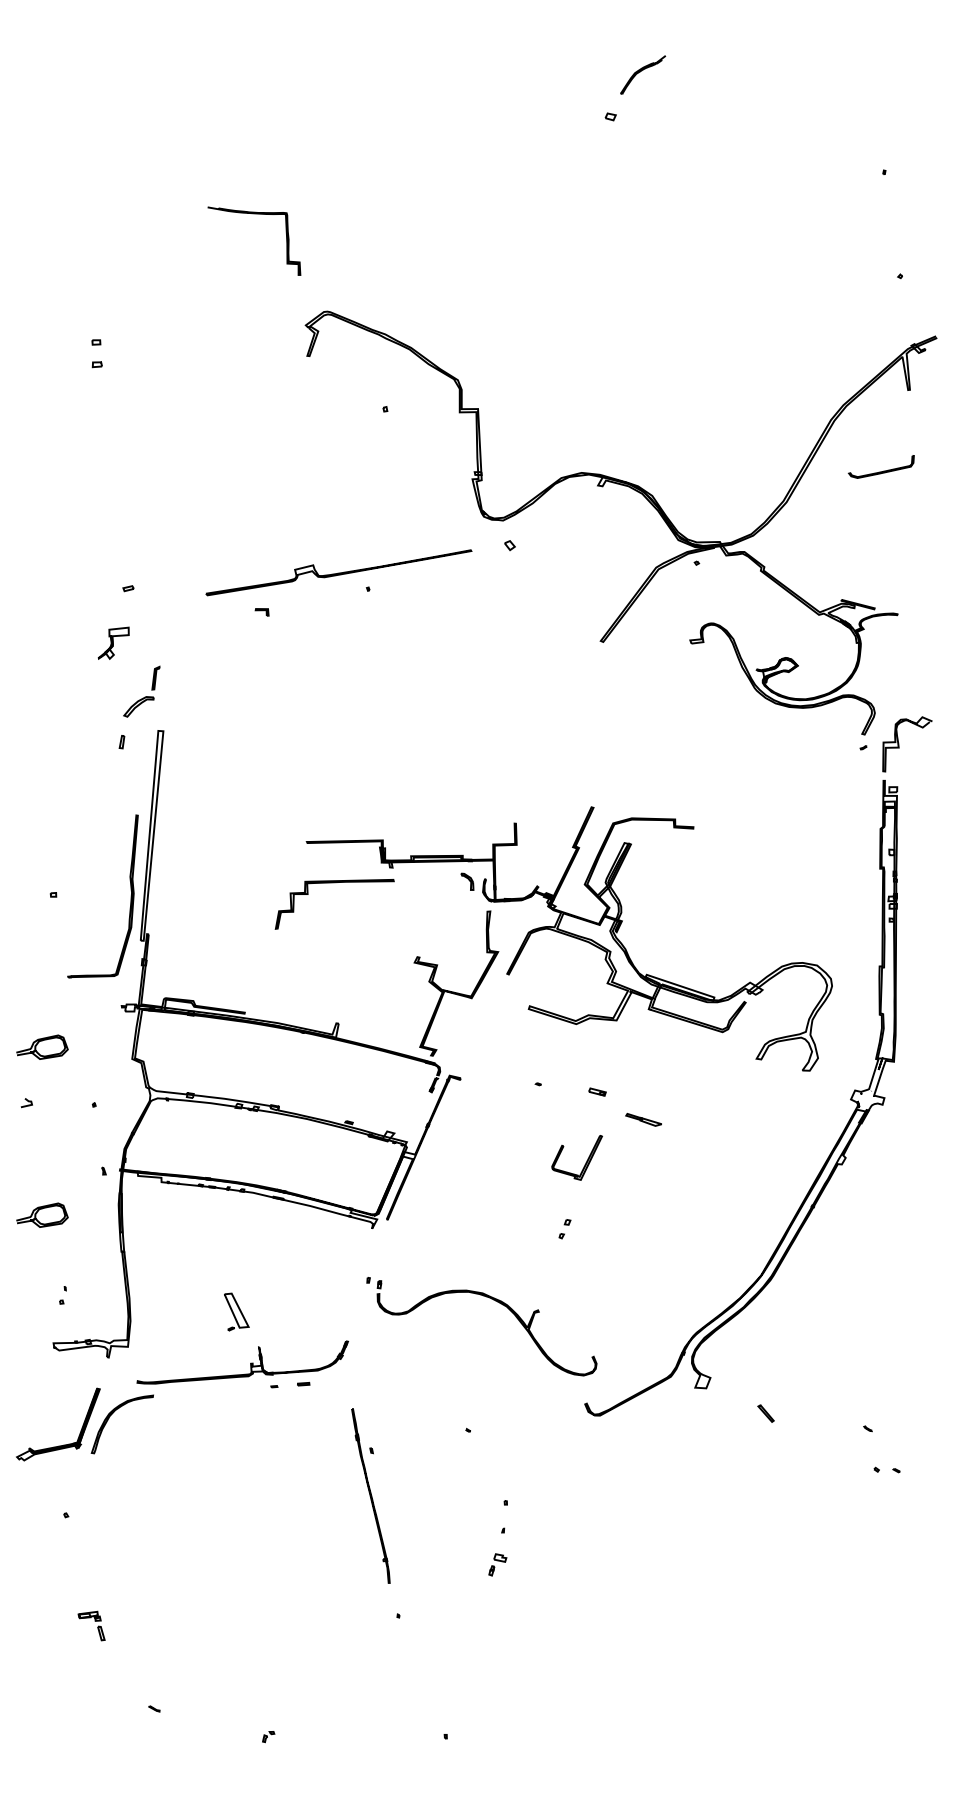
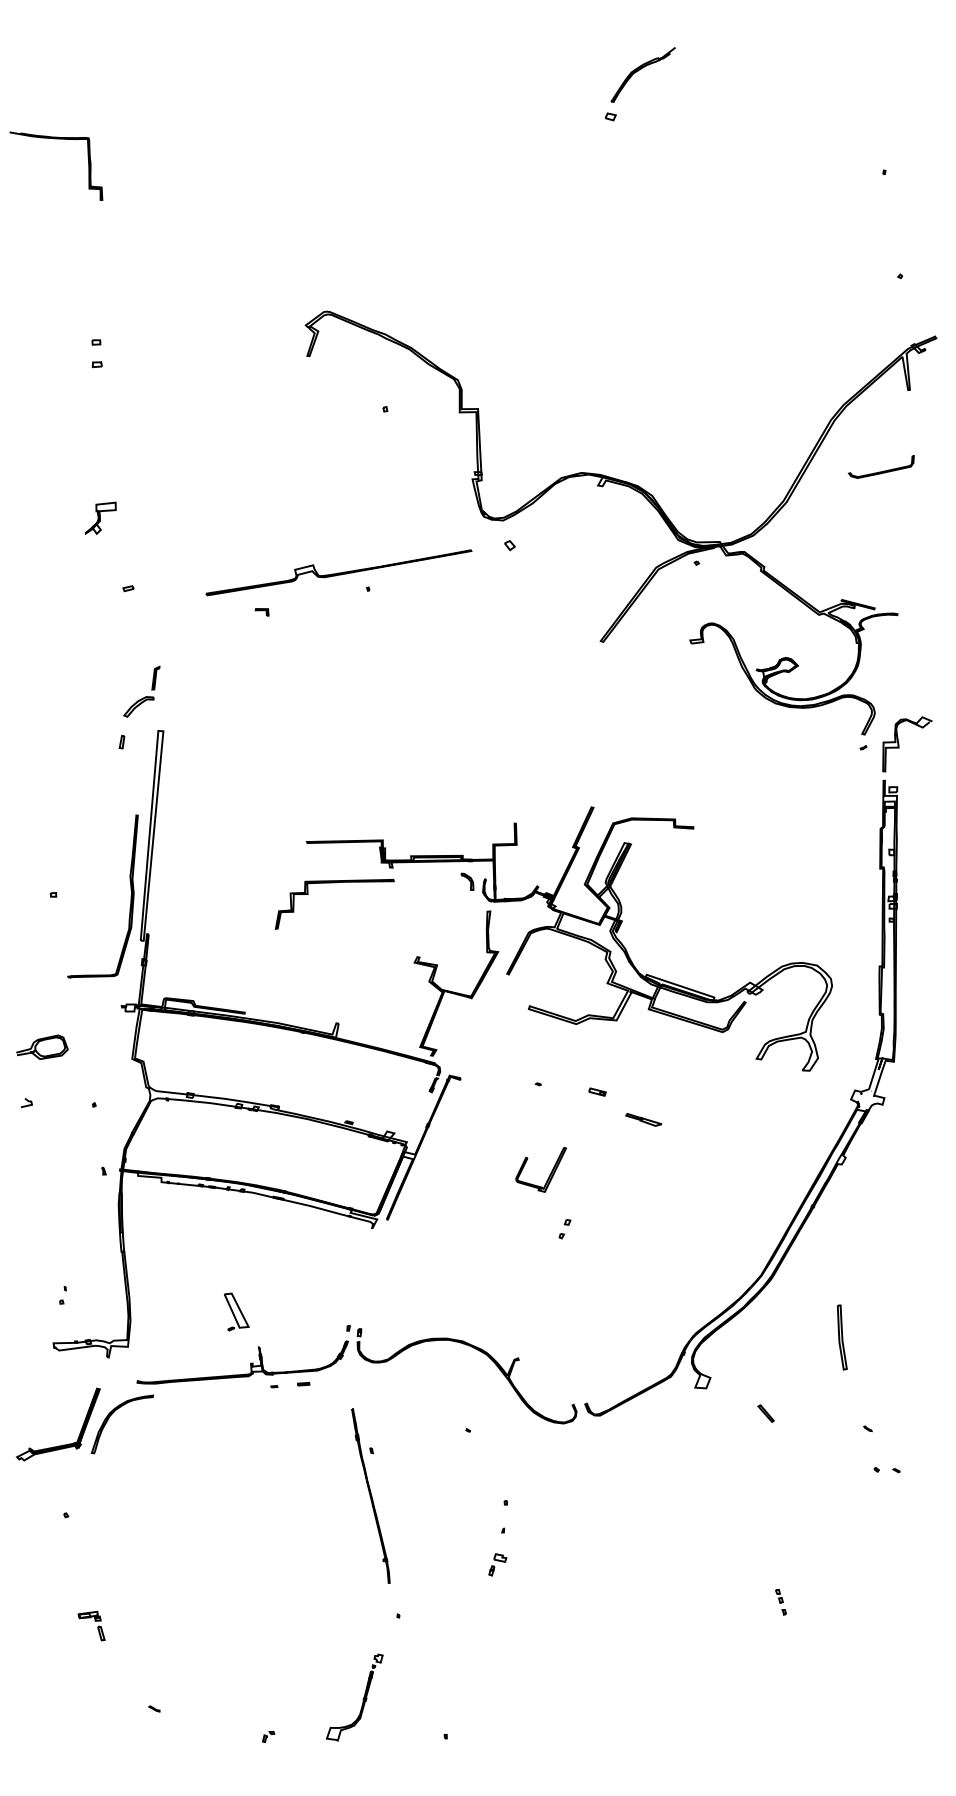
part size: 47x40 px -> 66x56 px (642, 74)
curve position: (254, 214) -> (56, 139) (56, 139)
part position: (113, 642) -> (100, 517) (100, 517)
part position: (585, 1162) -> (549, 1174) (549, 1174)
curve: present -> none (42, 1209)
part position: (493, 1300) -> (473, 1348) (473, 1348)
part: none -> present (841, 1337)
part: none -> present (780, 1602)
part: none -> present (362, 1699)
